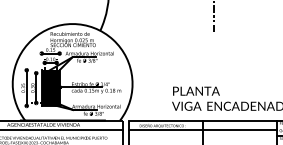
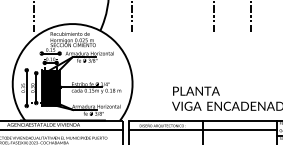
line: none -> present (33, 17)
line: none -> present (132, 17)
line: none -> present (251, 17)
